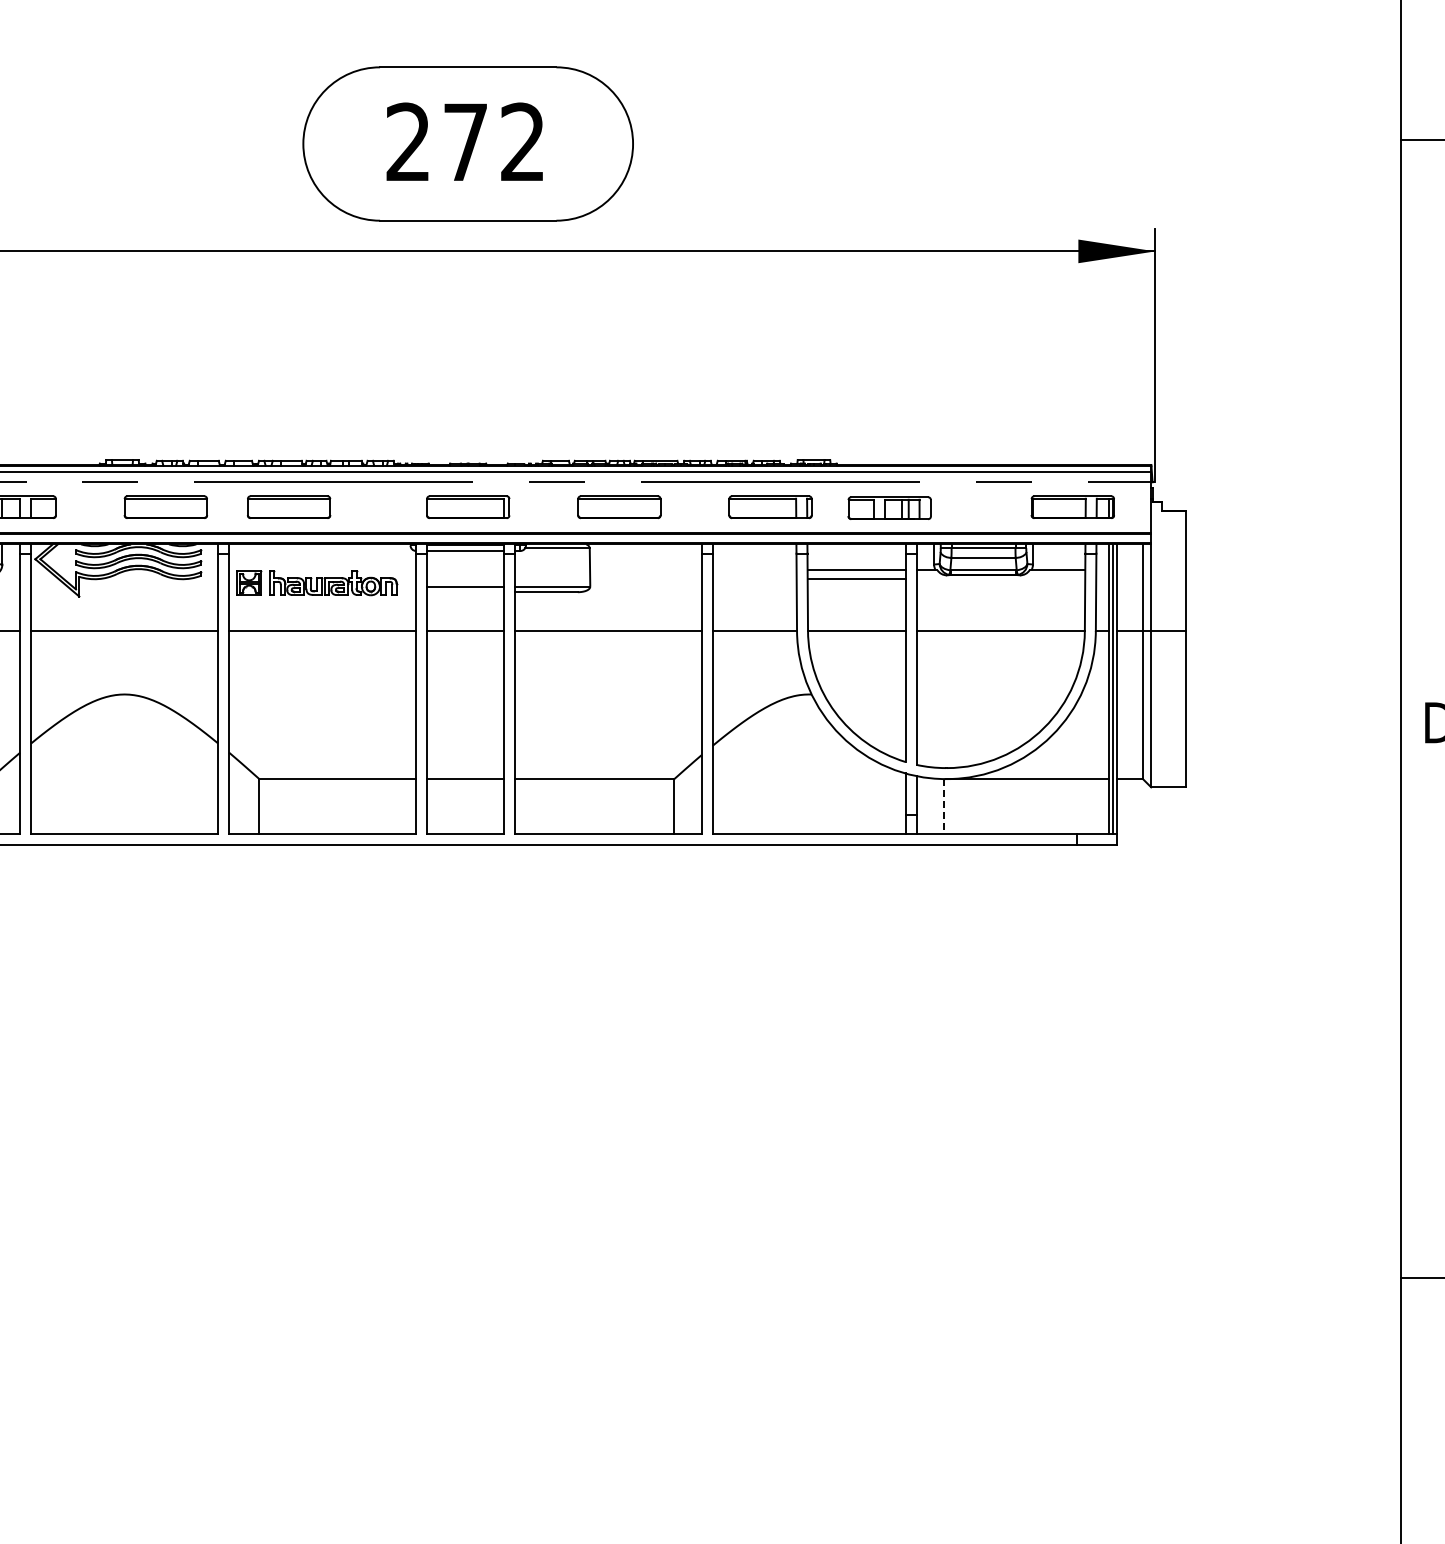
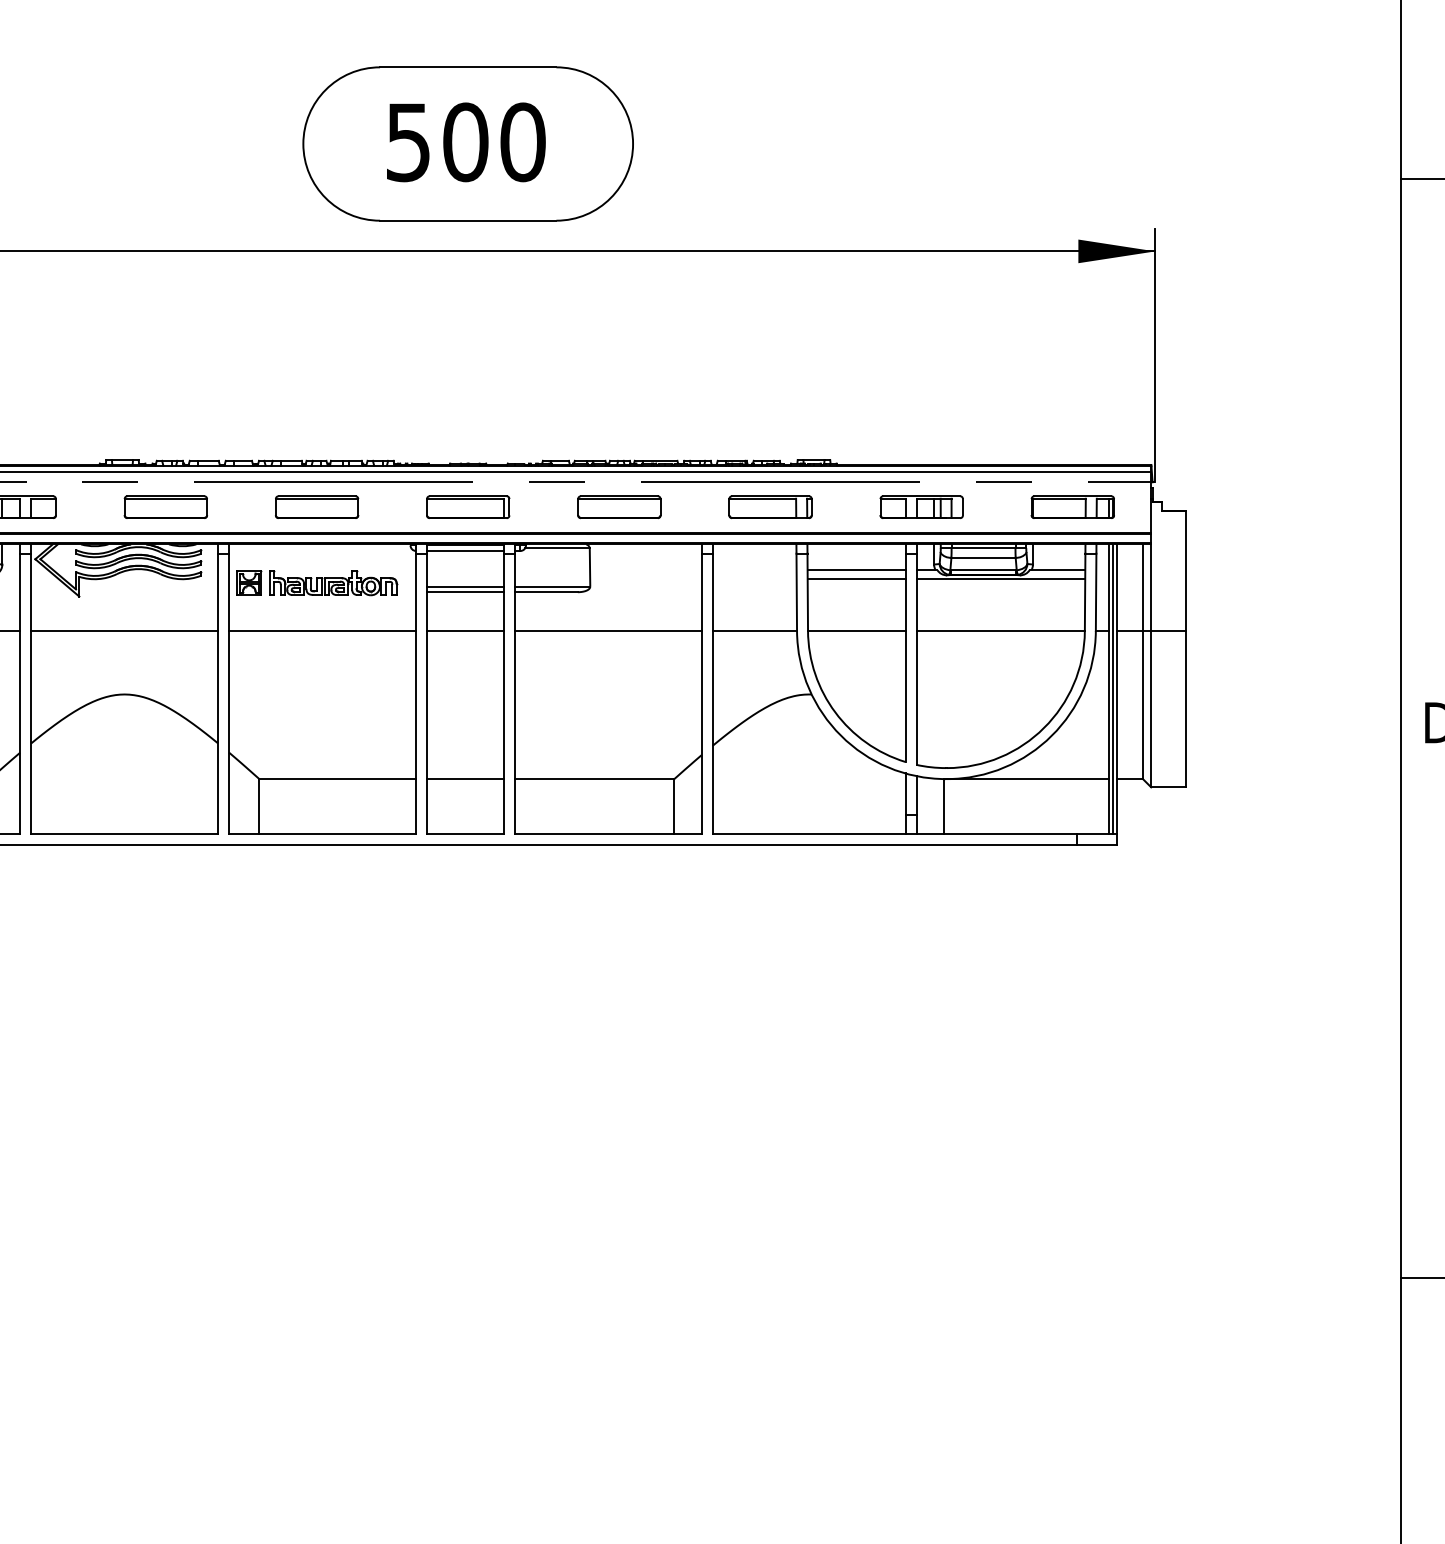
line position: (1421, 139) -> (1421, 178) (1421, 178)
text: 272 -> 500 (465, 142)
part position: (289, 506) -> (317, 506) (317, 506)
part position: (889, 507) -> (921, 506) (921, 506)
line: none -> present (1000, 578)
line: none -> present (465, 592)
line: dashed -> solid (943, 807)
